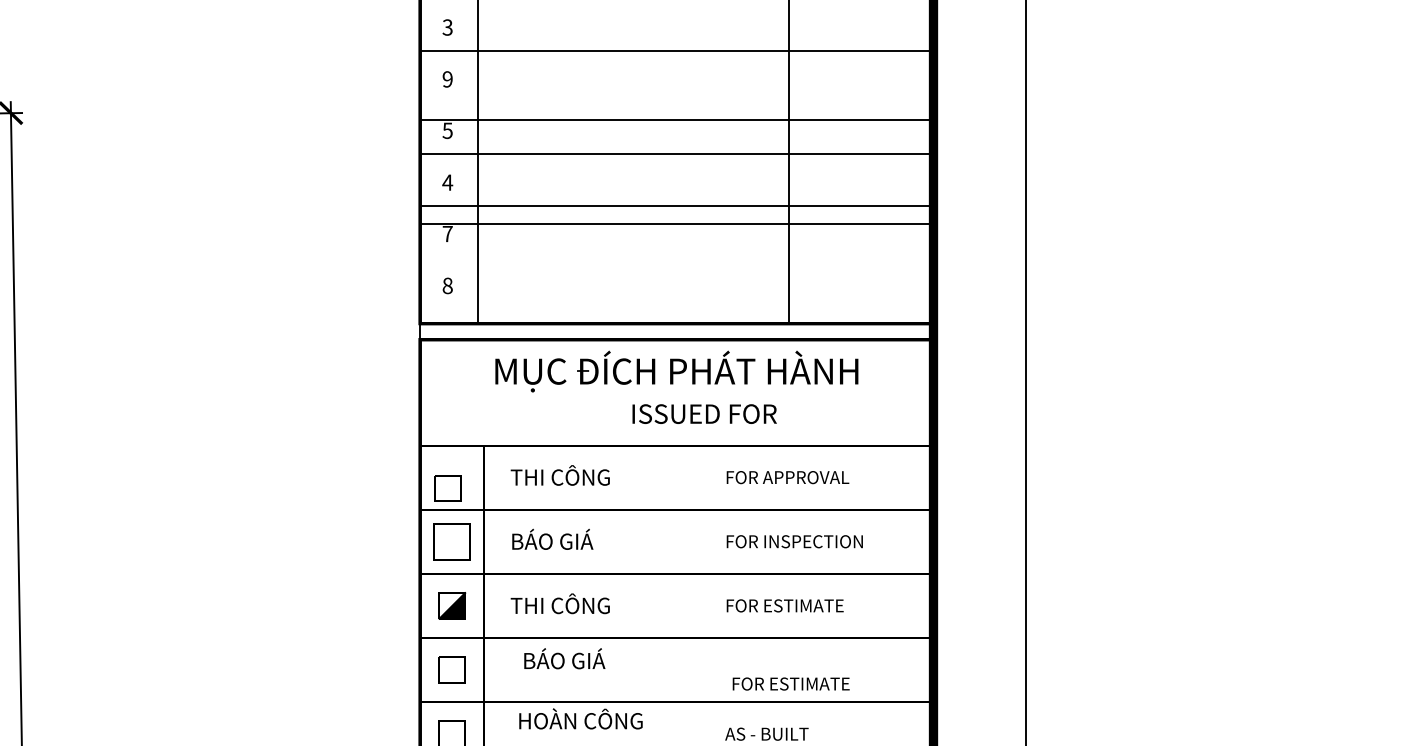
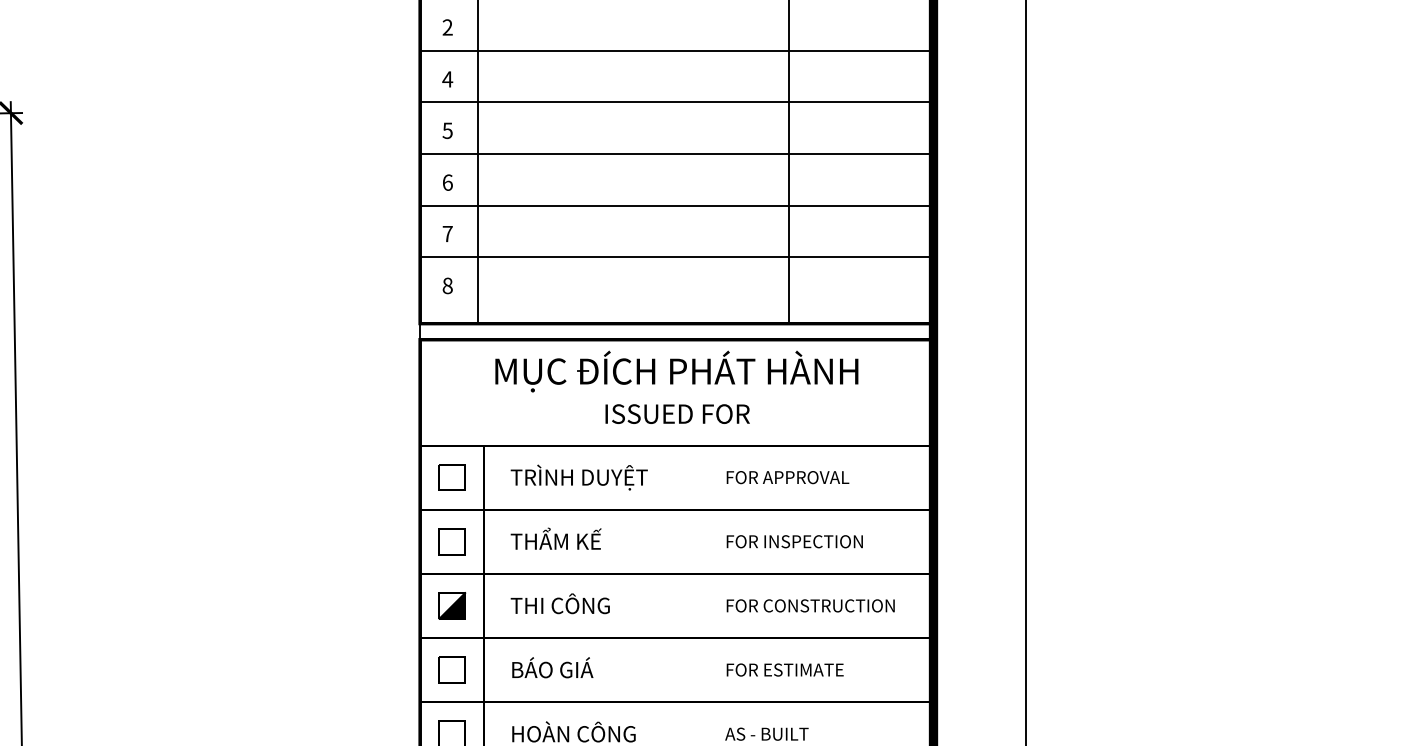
text: 3 -> 2 (447, 27)
text: 9 -> 4 (447, 79)
line position: (676, 120) -> (676, 102) (676, 102)
text: 4 -> 6 (447, 182)
line position: (676, 224) -> (676, 257) (676, 257)
text position: (704, 413) -> (677, 413) (677, 413)
text: THI CÔNG -> TRÌNH DUYỆT (587, 477)
part position: (447, 488) -> (451, 477) (451, 477)
text: BÁO GIÁ -> THẨM KẾ (555, 538)
part size: 38x38 px -> 28x28 px (451, 541)
text: FOR ESTIMATE -> FOR CONSTRUCTION (828, 605)
text position: (564, 658) -> (552, 667) (552, 667)
text position: (790, 683) -> (784, 669) (784, 669)
text position: (580, 718) -> (573, 731) (573, 731)
